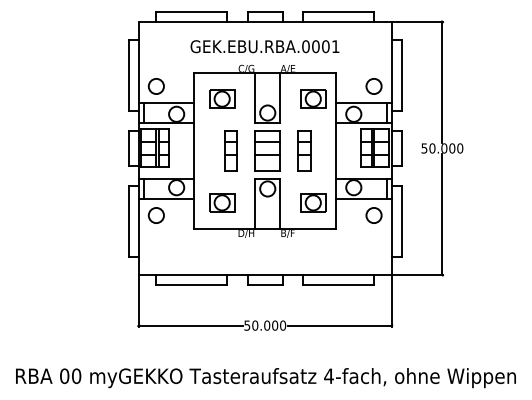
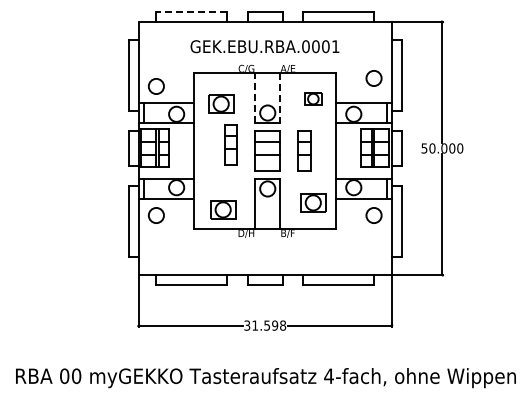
line: solid -> dashed (191, 11)
circle position: (373, 86) -> (373, 78) (373, 78)
line: solid -> dashed (255, 97)
part position: (222, 98) -> (221, 103) (221, 103)
line: solid -> dashed (280, 98)
part size: 27x20 px -> 19x14 px (313, 98)
part position: (230, 150) -> (230, 144) (230, 144)
part position: (222, 202) -> (223, 209) (223, 209)
text: 50.000 -> 31.598 (265, 325)
